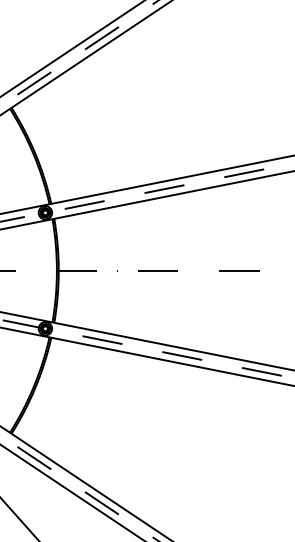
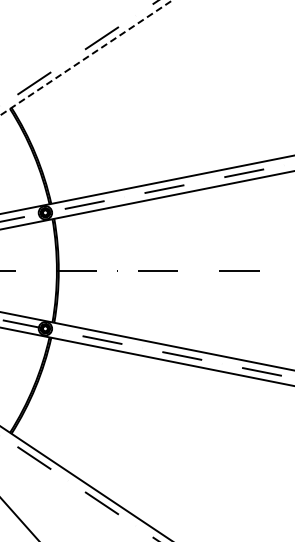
line: present -> none (71, 48)
line: solid -> dashed (86, 57)
line: present -> none (71, 491)
